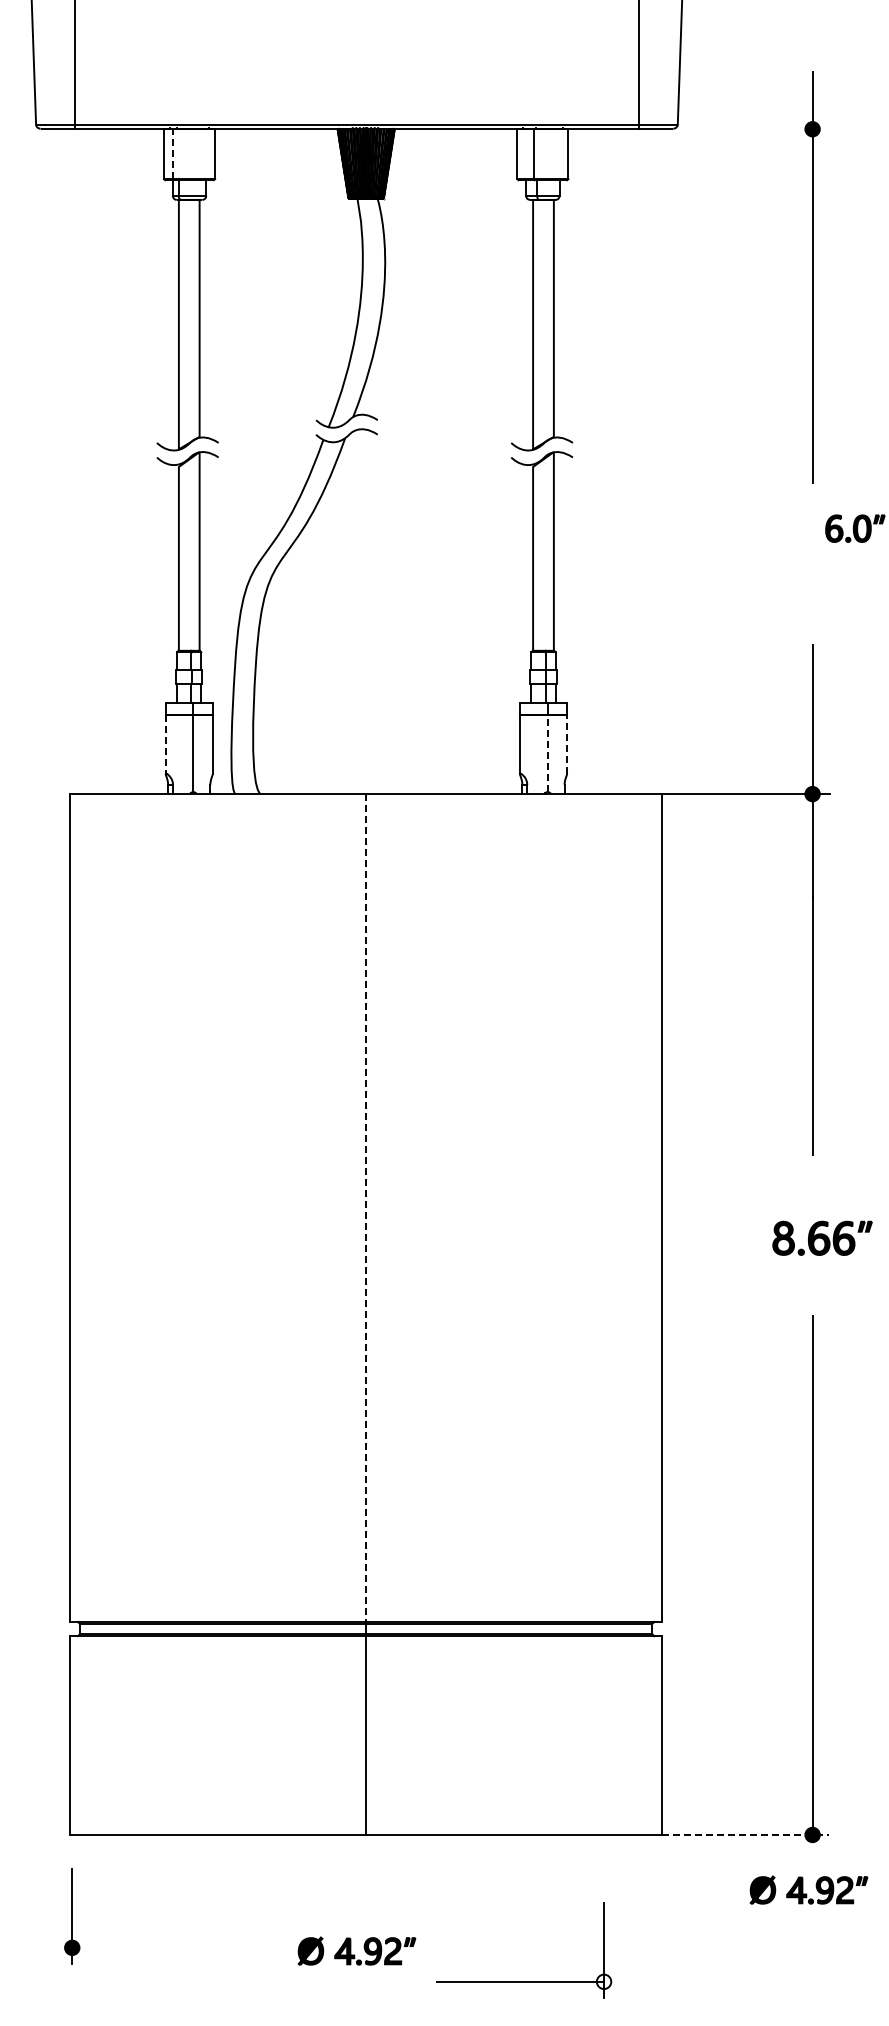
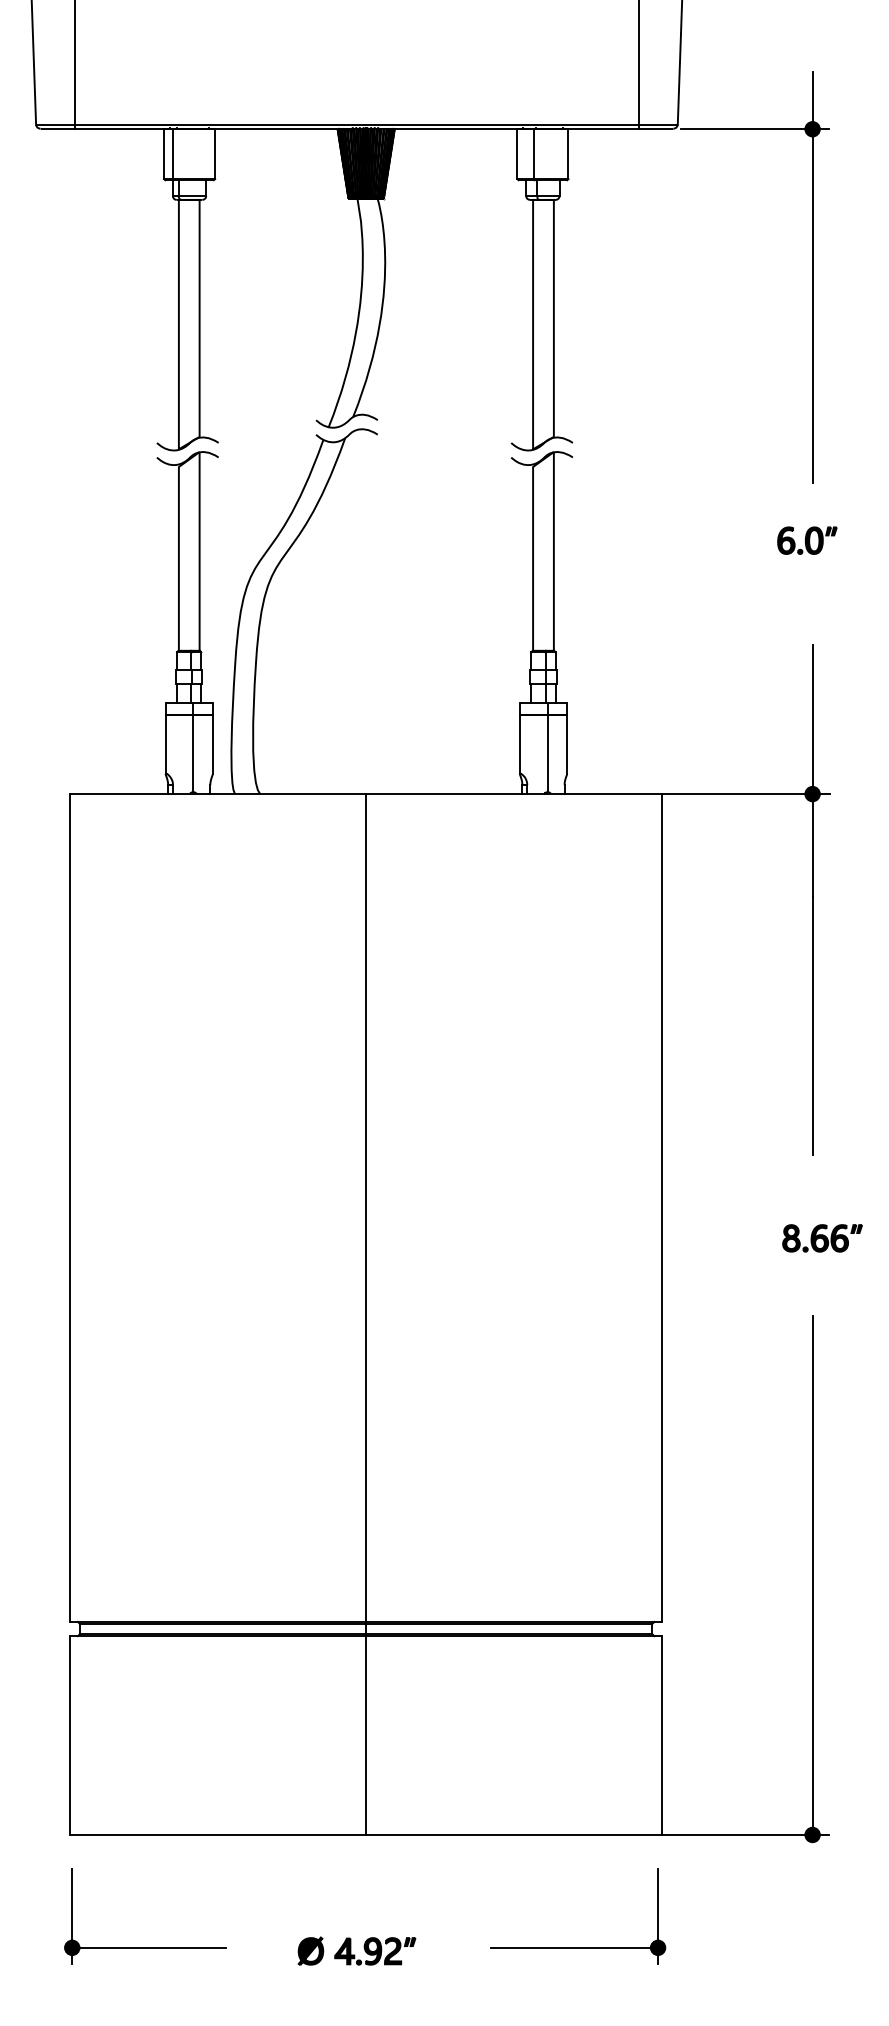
line: none -> present (755, 129)
line: dashed -> solid (172, 154)
part position: (855, 528) -> (807, 540) (807, 540)
line: dashed -> solid (567, 744)
line: dashed -> solid (165, 745)
line: dashed -> solid (547, 753)
line: dashed -> solid (366, 1208)
part size: 101x36 px -> 81x29 px (822, 1238)
line: dashed -> solid (745, 1834)
part: present -> none (808, 1889)
line: none -> present (148, 1947)
part position: (524, 1981) -> (578, 1947) (578, 1947)
